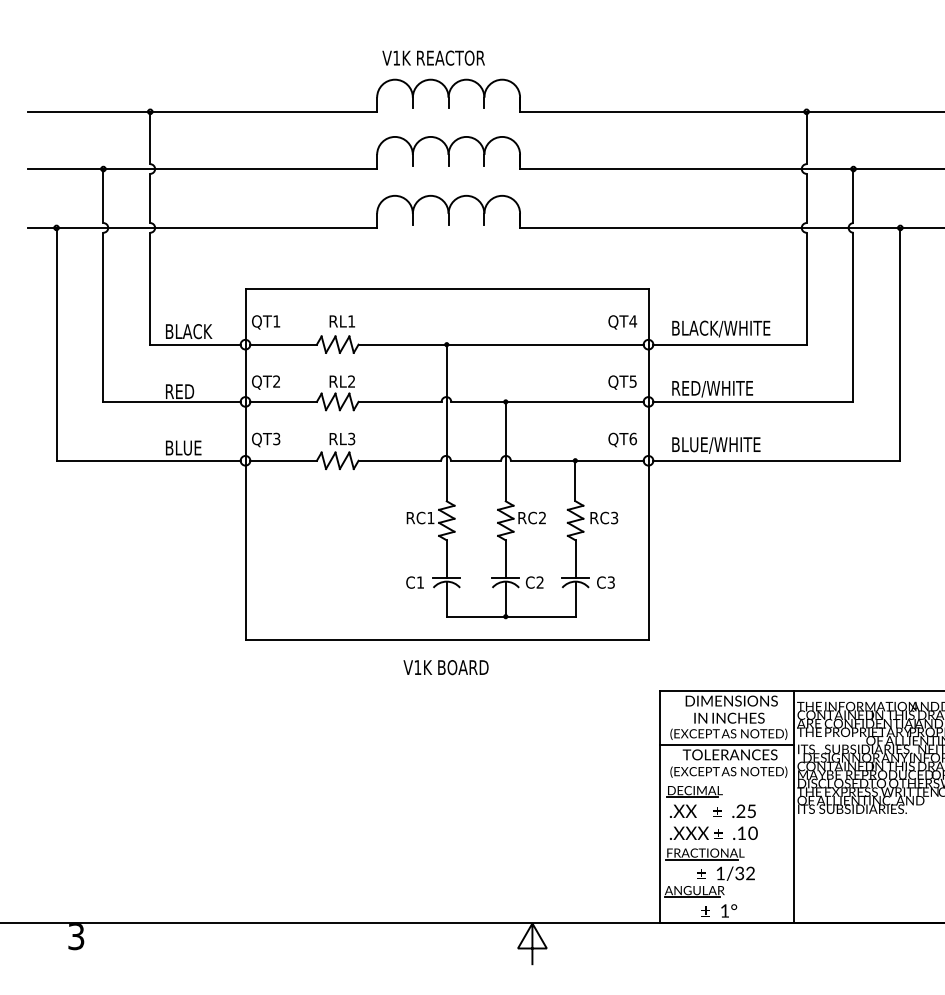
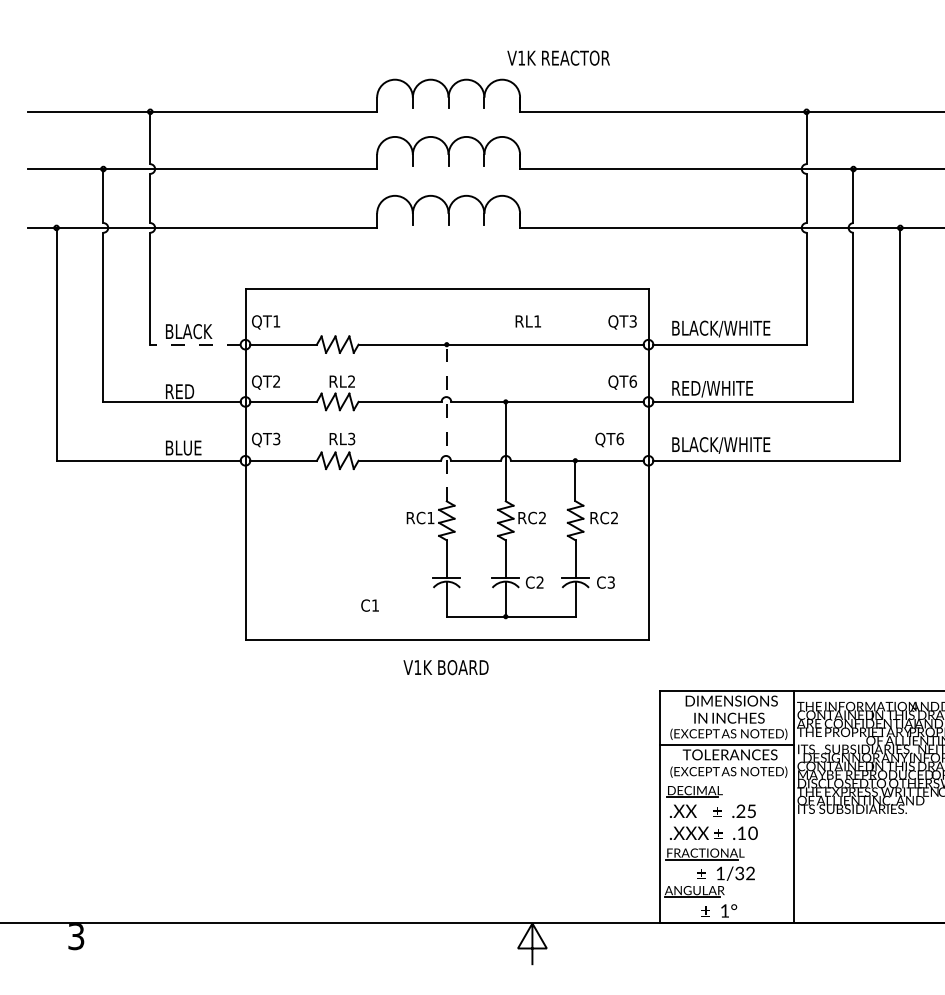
text position: (433, 57) -> (558, 57) (558, 57)
text position: (341, 321) -> (527, 321) (527, 321)
text: QT4 -> QT3 (633, 321)
line: solid -> dashed (194, 344)
text: QT5 -> QT6 (632, 381)
line: solid -> dashed (446, 422)
text position: (622, 439) -> (609, 439) (609, 439)
text: BLUE/WHITE -> BLACK/WHITE (729, 445)
text: RC3 -> RC2 (614, 518)
text position: (414, 582) -> (369, 605) (369, 605)
